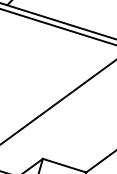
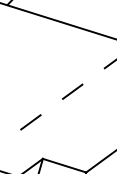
line: present -> none (57, 26)
line: solid -> dashed (58, 102)
